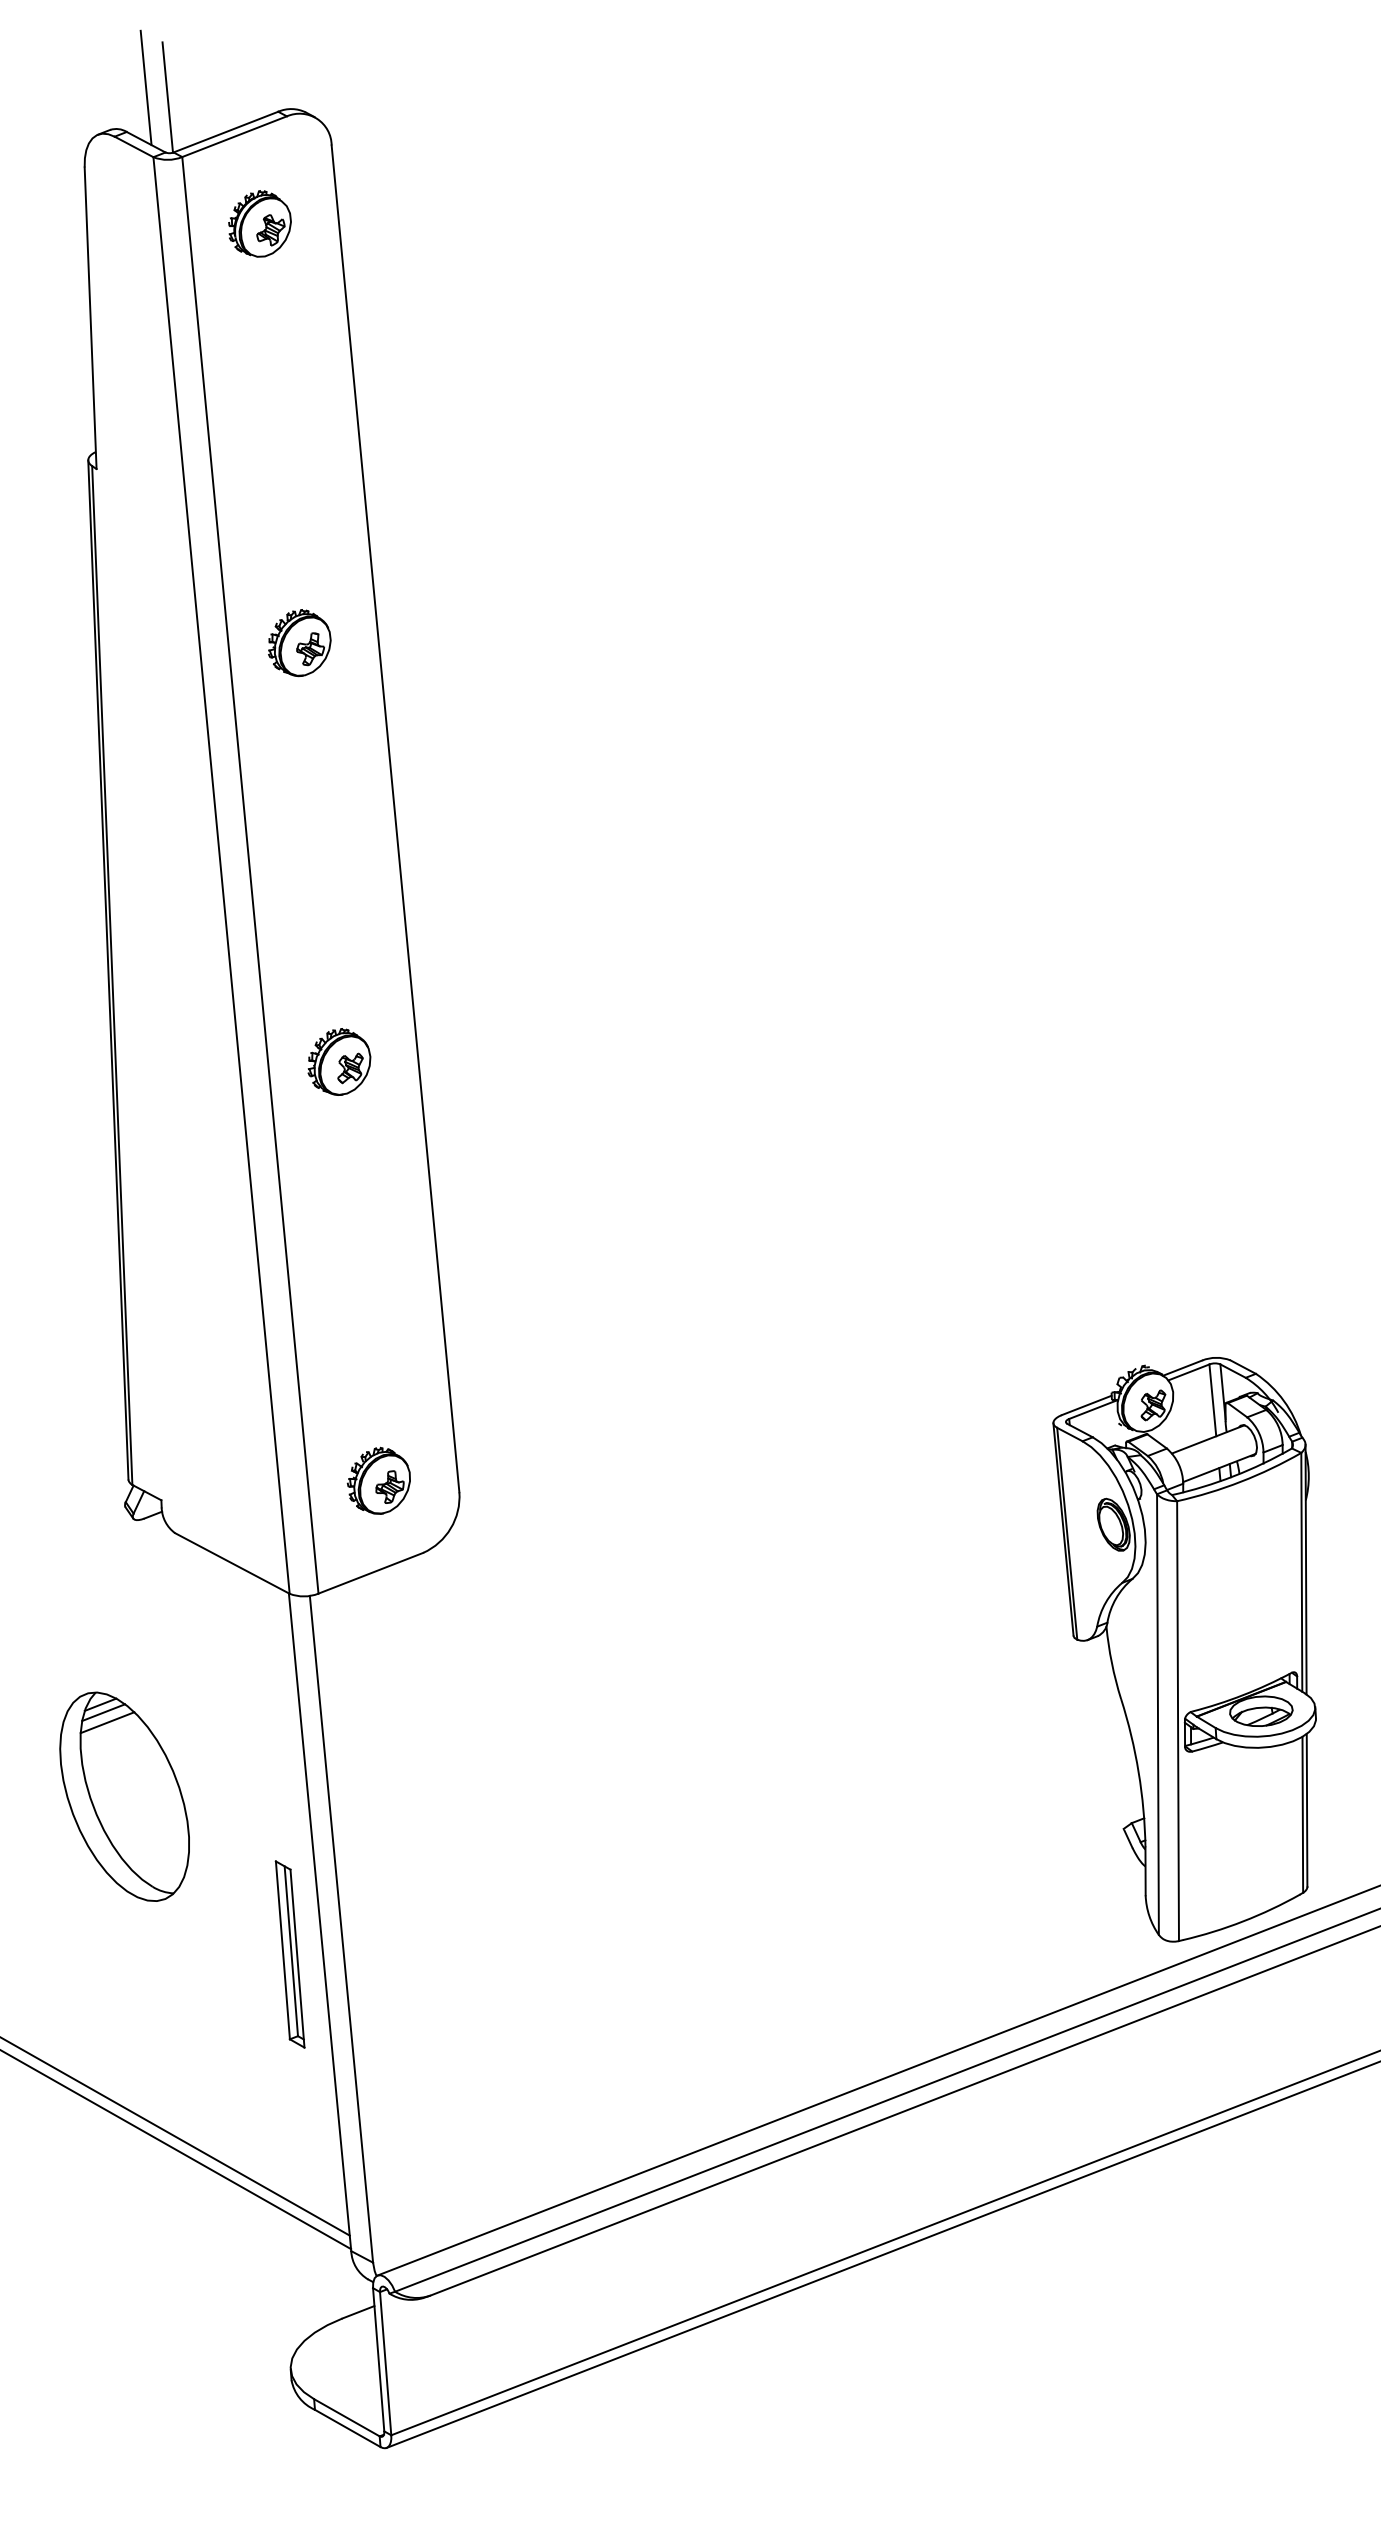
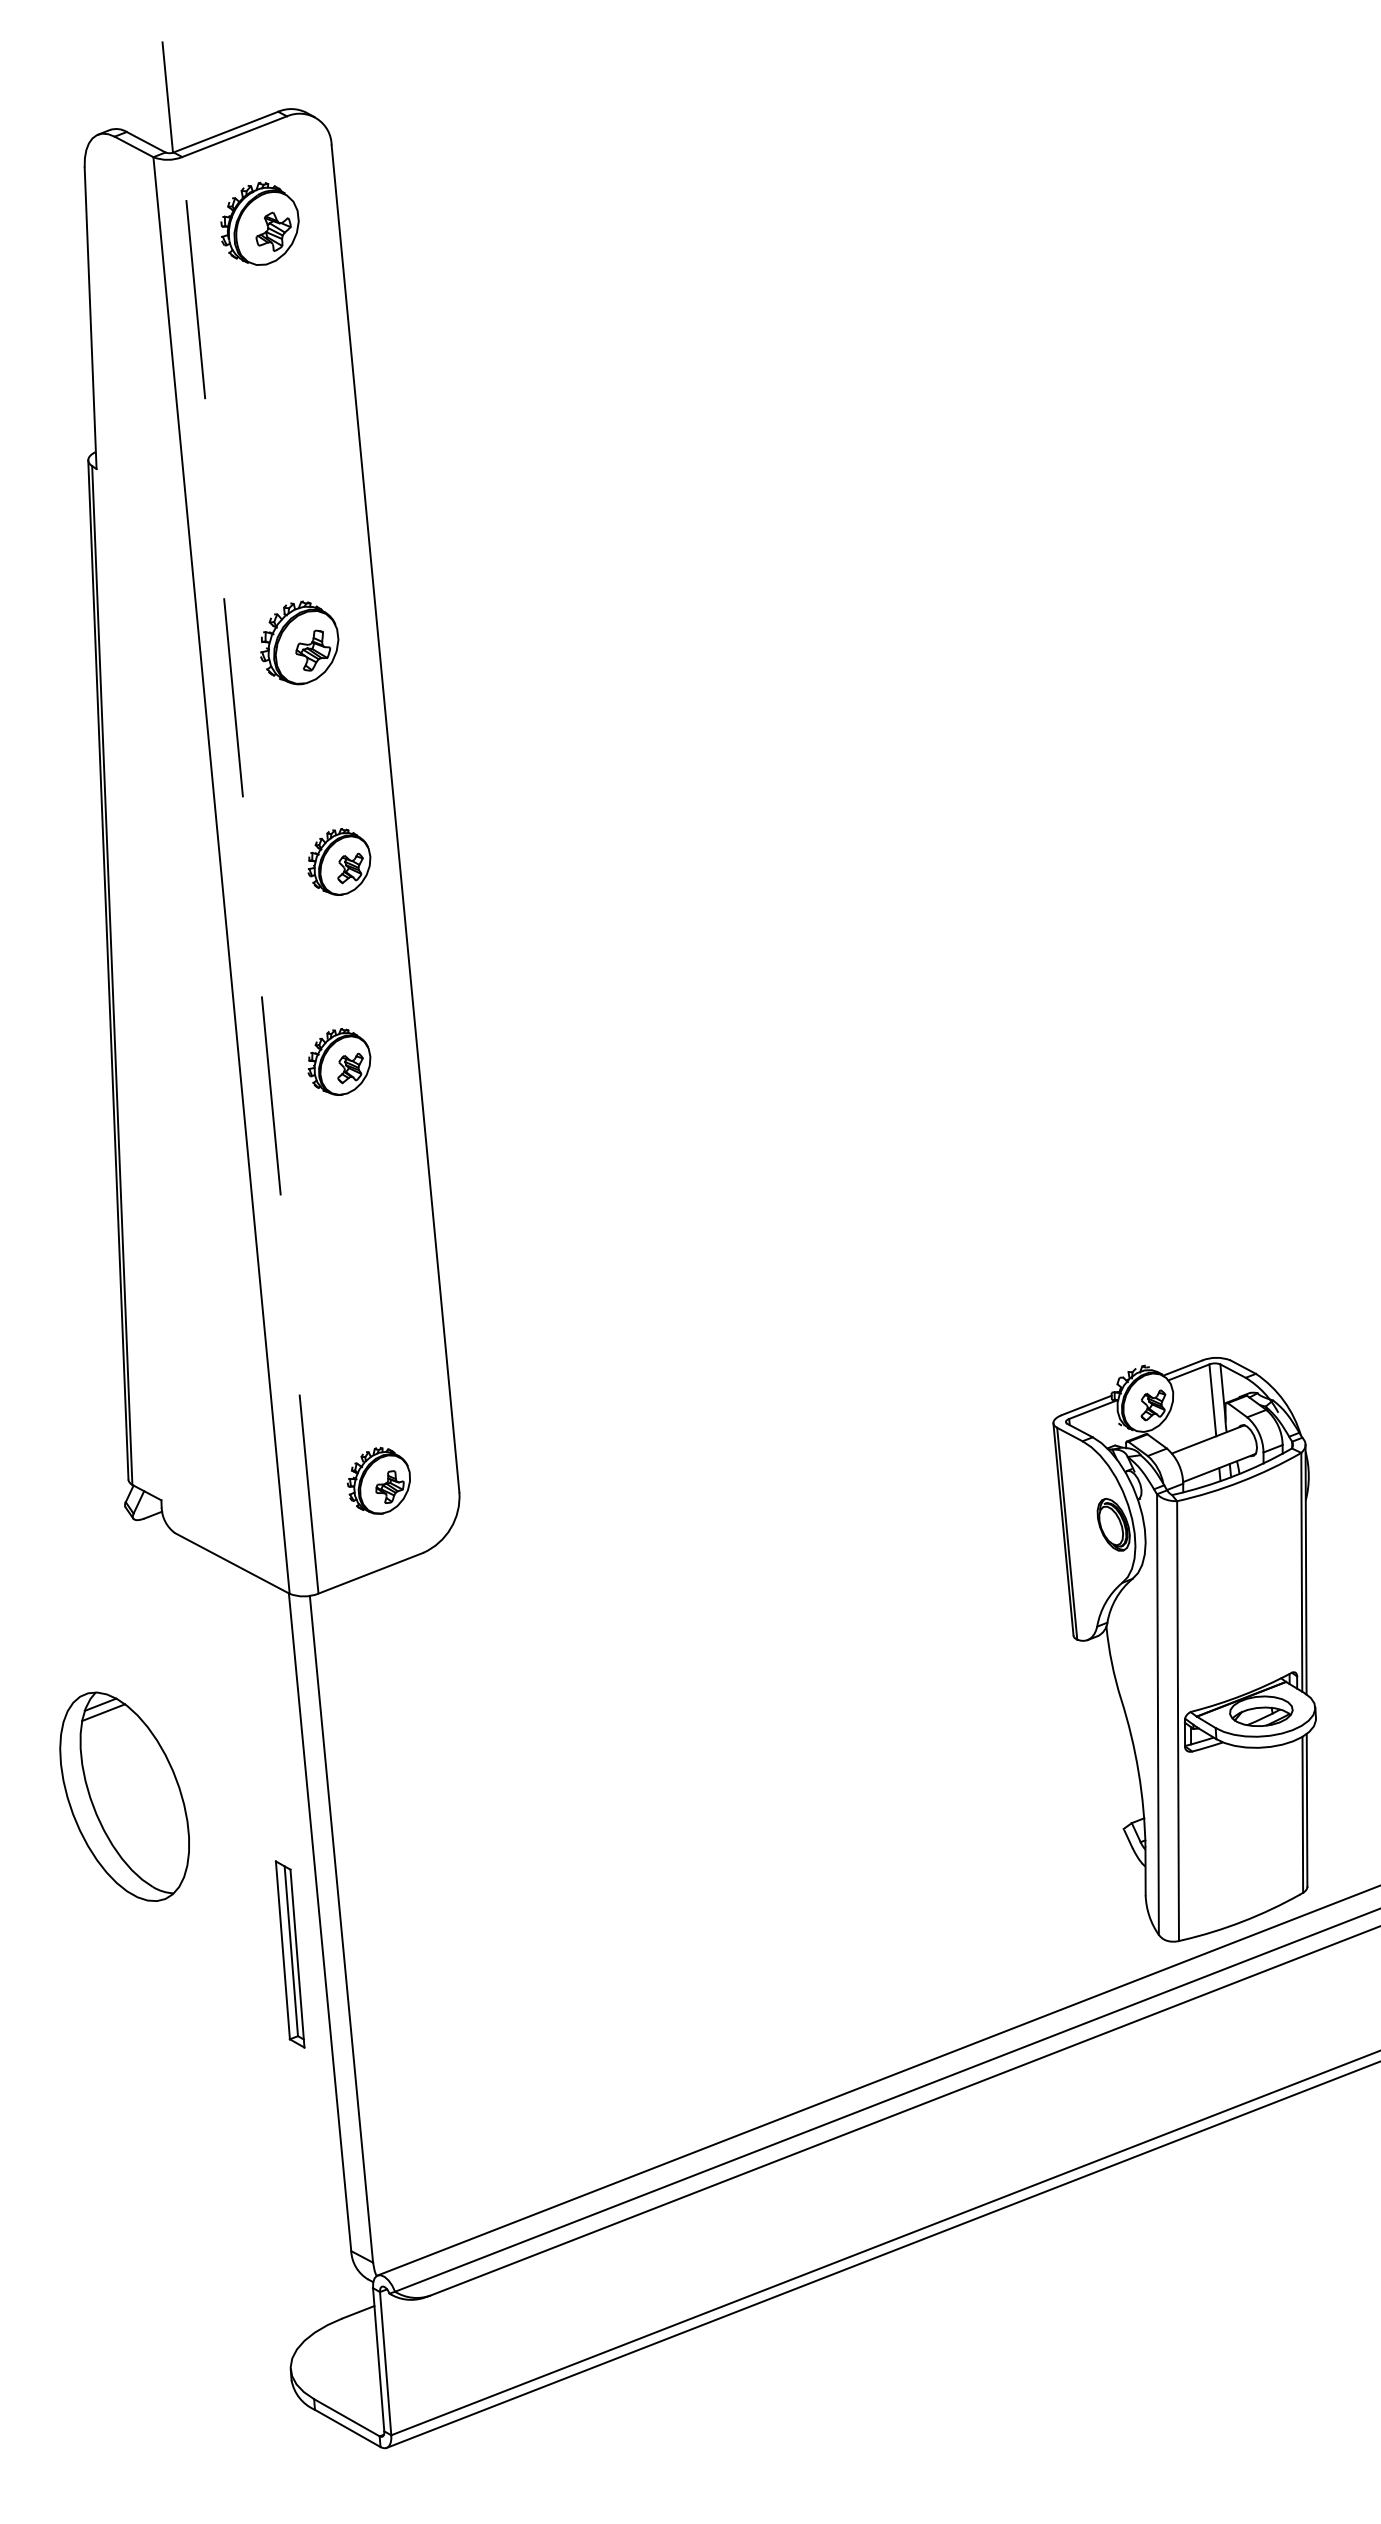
line: present -> none (145, 87)
part size: 64x68 px -> 80x85 px (259, 223)
part size: 64x69 px -> 80x86 px (299, 642)
part: none -> present (339, 861)
line: solid -> dashed (250, 875)
line: present -> none (107, 1722)
line: present -> none (175, 2136)
line: present -> none (176, 2150)
